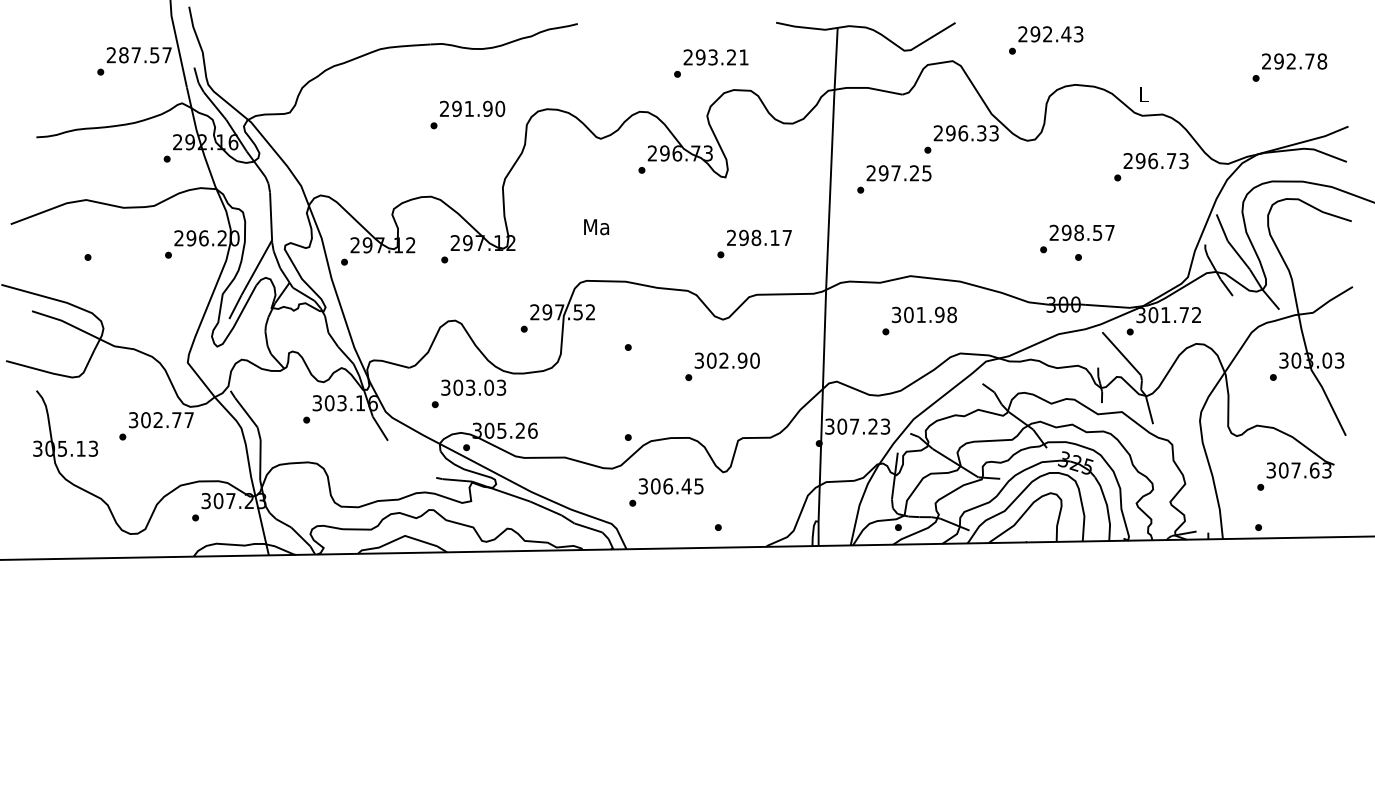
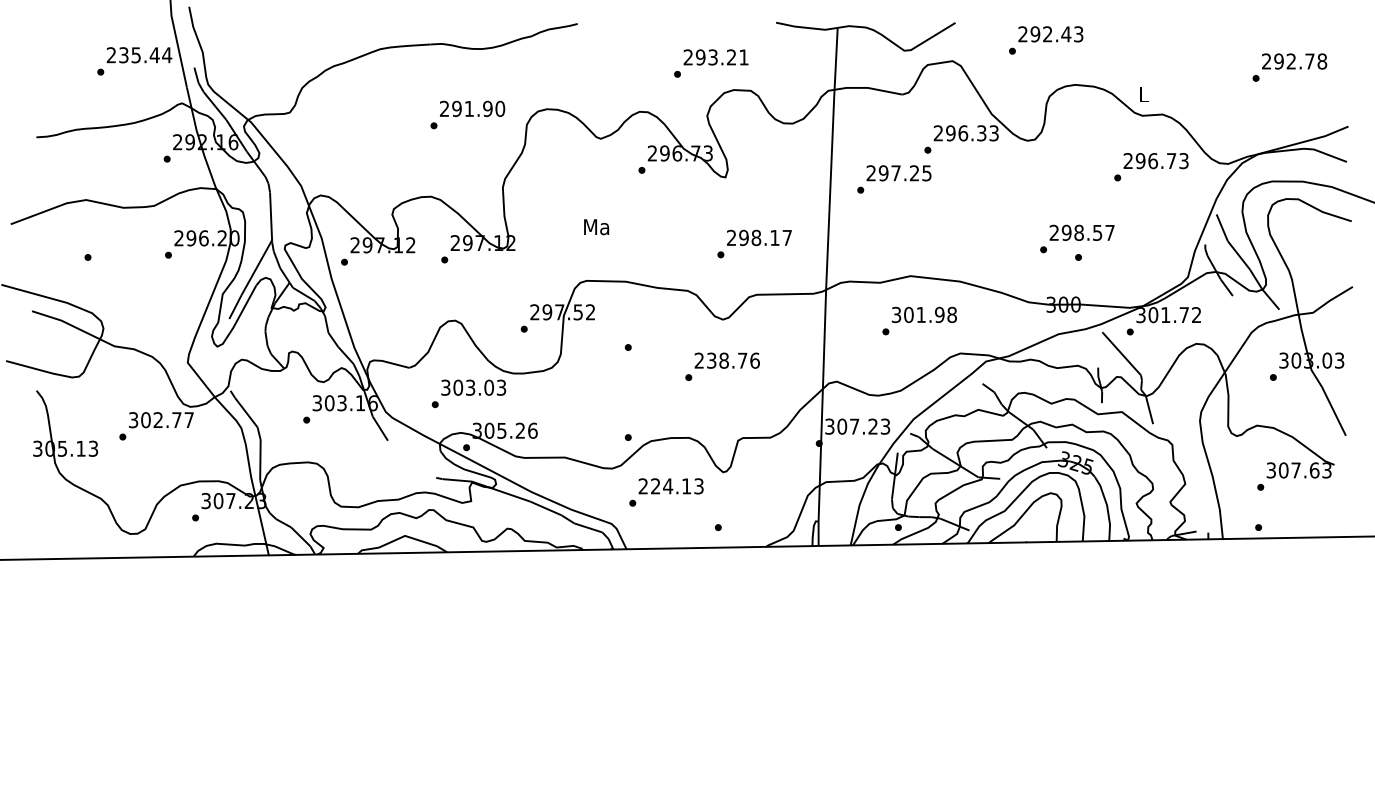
text: 287.57 -> 235.44 (145, 55)
text: 302.90 -> 238.76 (726, 360)
text: 306.45 -> 224.13 (670, 486)
